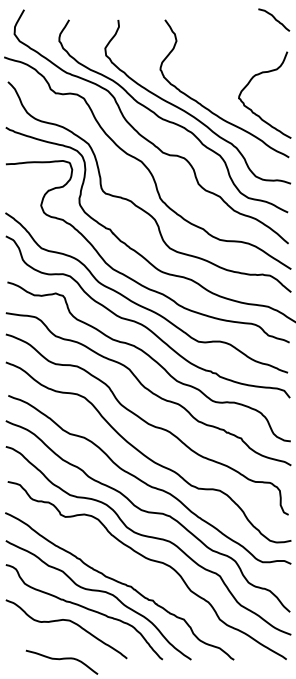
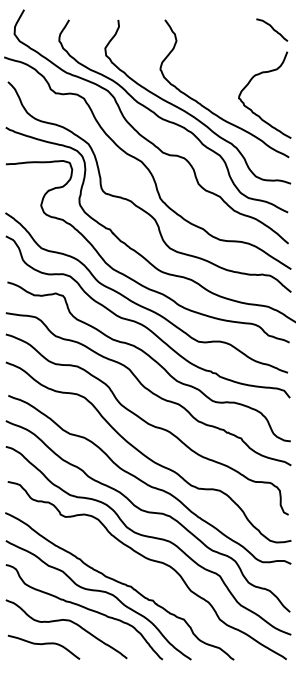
curve position: (274, 19) -> (272, 29) (272, 29)
curve position: (61, 659) -> (43, 644) (43, 644)
